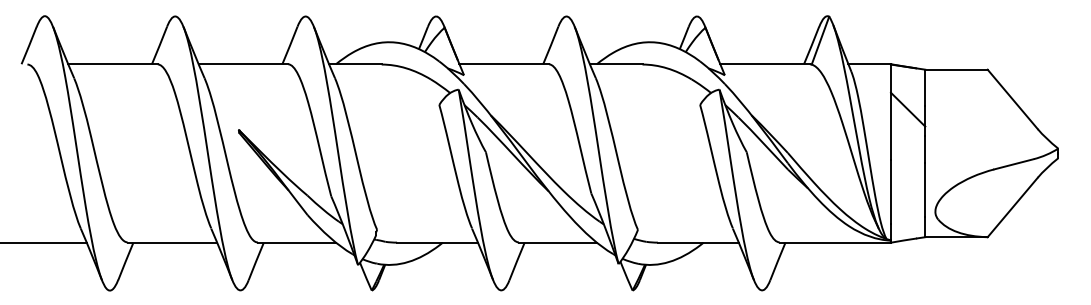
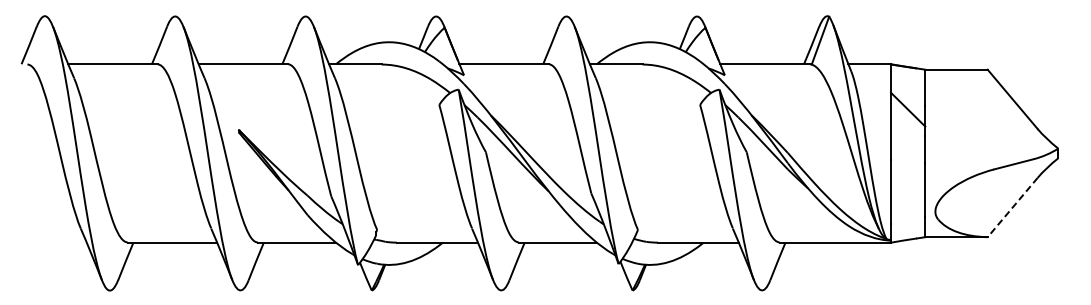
line: solid -> dashed (1012, 207)
line: present -> none (44, 242)
